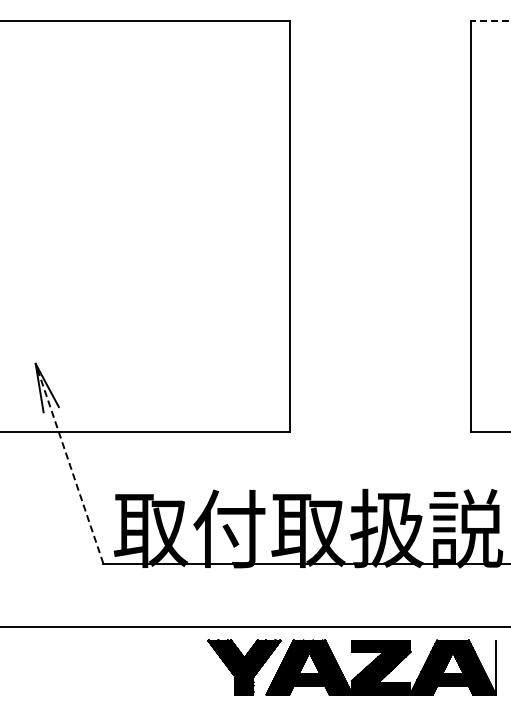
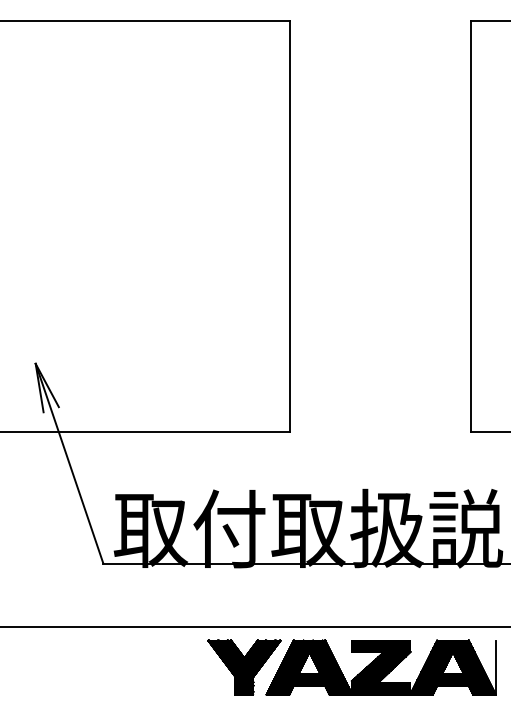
line: dashed -> solid (490, 21)
line: dashed -> solid (69, 463)
